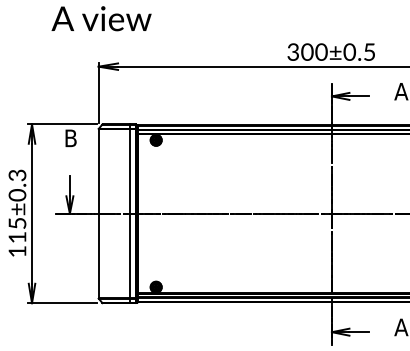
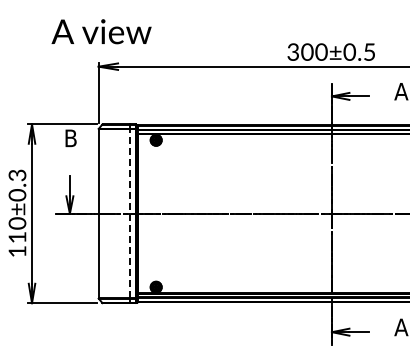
text position: (101, 18) -> (101, 31) (101, 31)
line: solid -> dashed (129, 213)
text: 115±0.3 -> 110±0.3 (17, 223)
